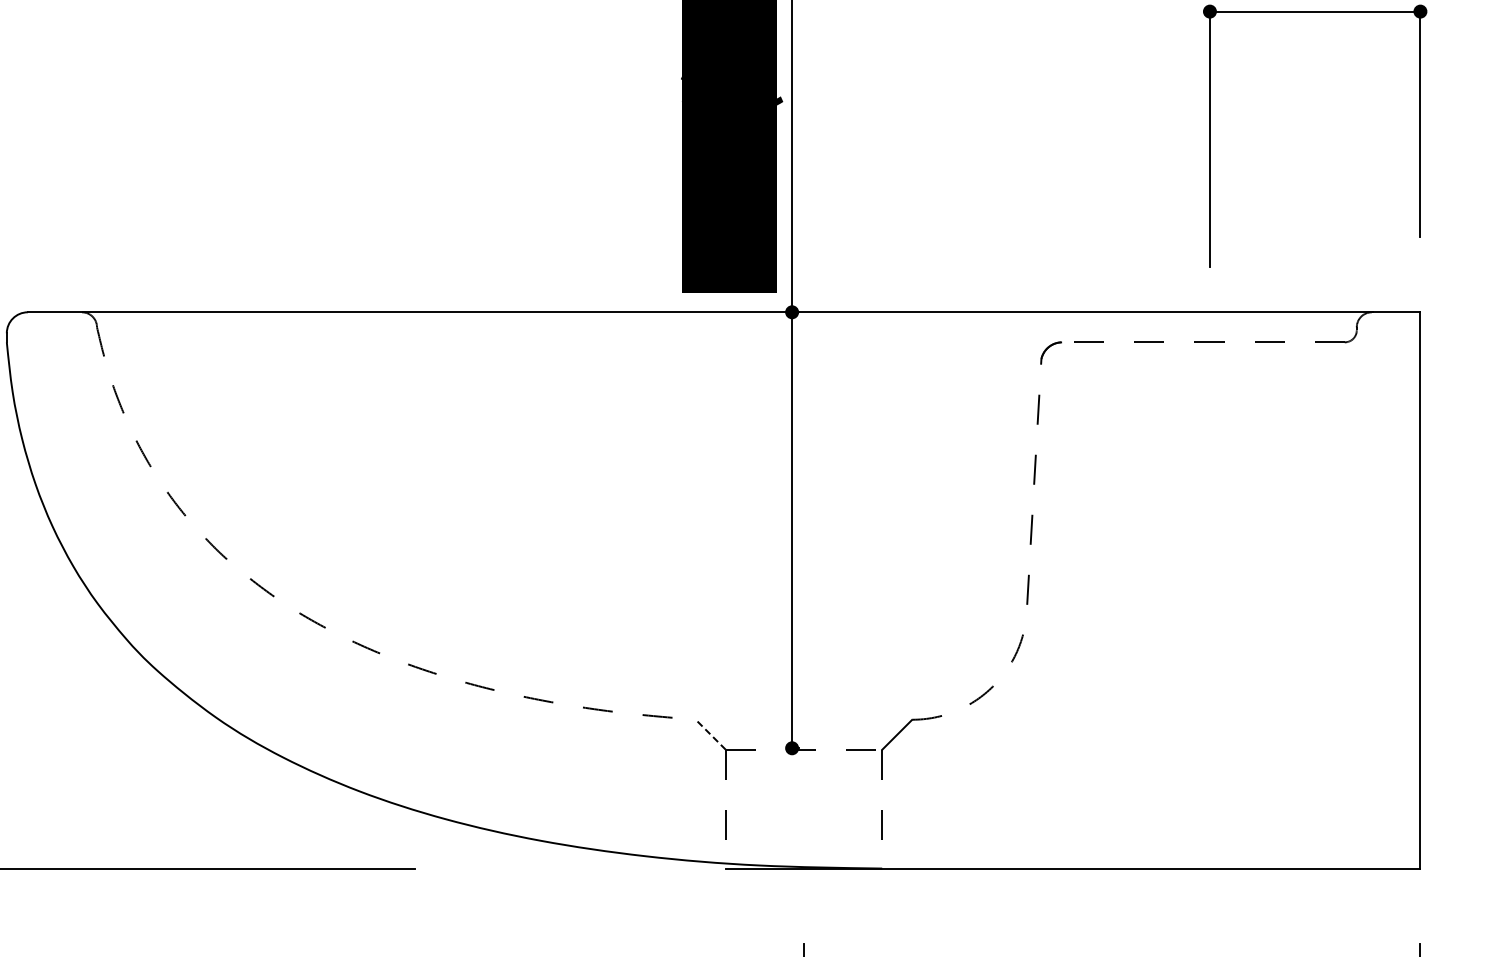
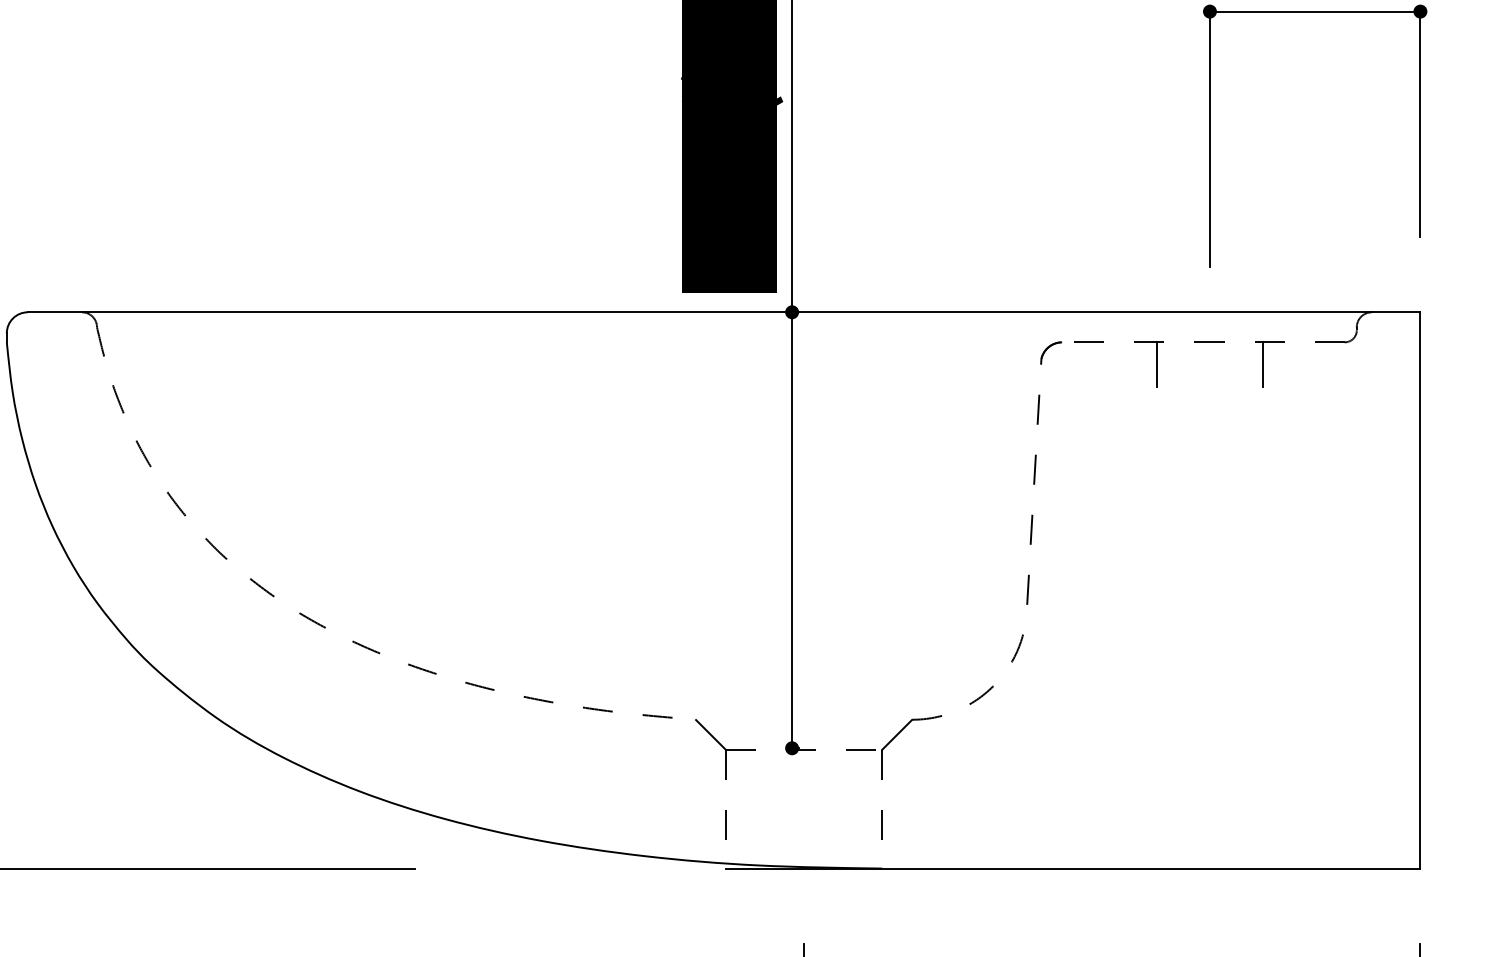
line: none -> present (1157, 364)
line: none -> present (1262, 364)
line: dashed -> solid (710, 734)
